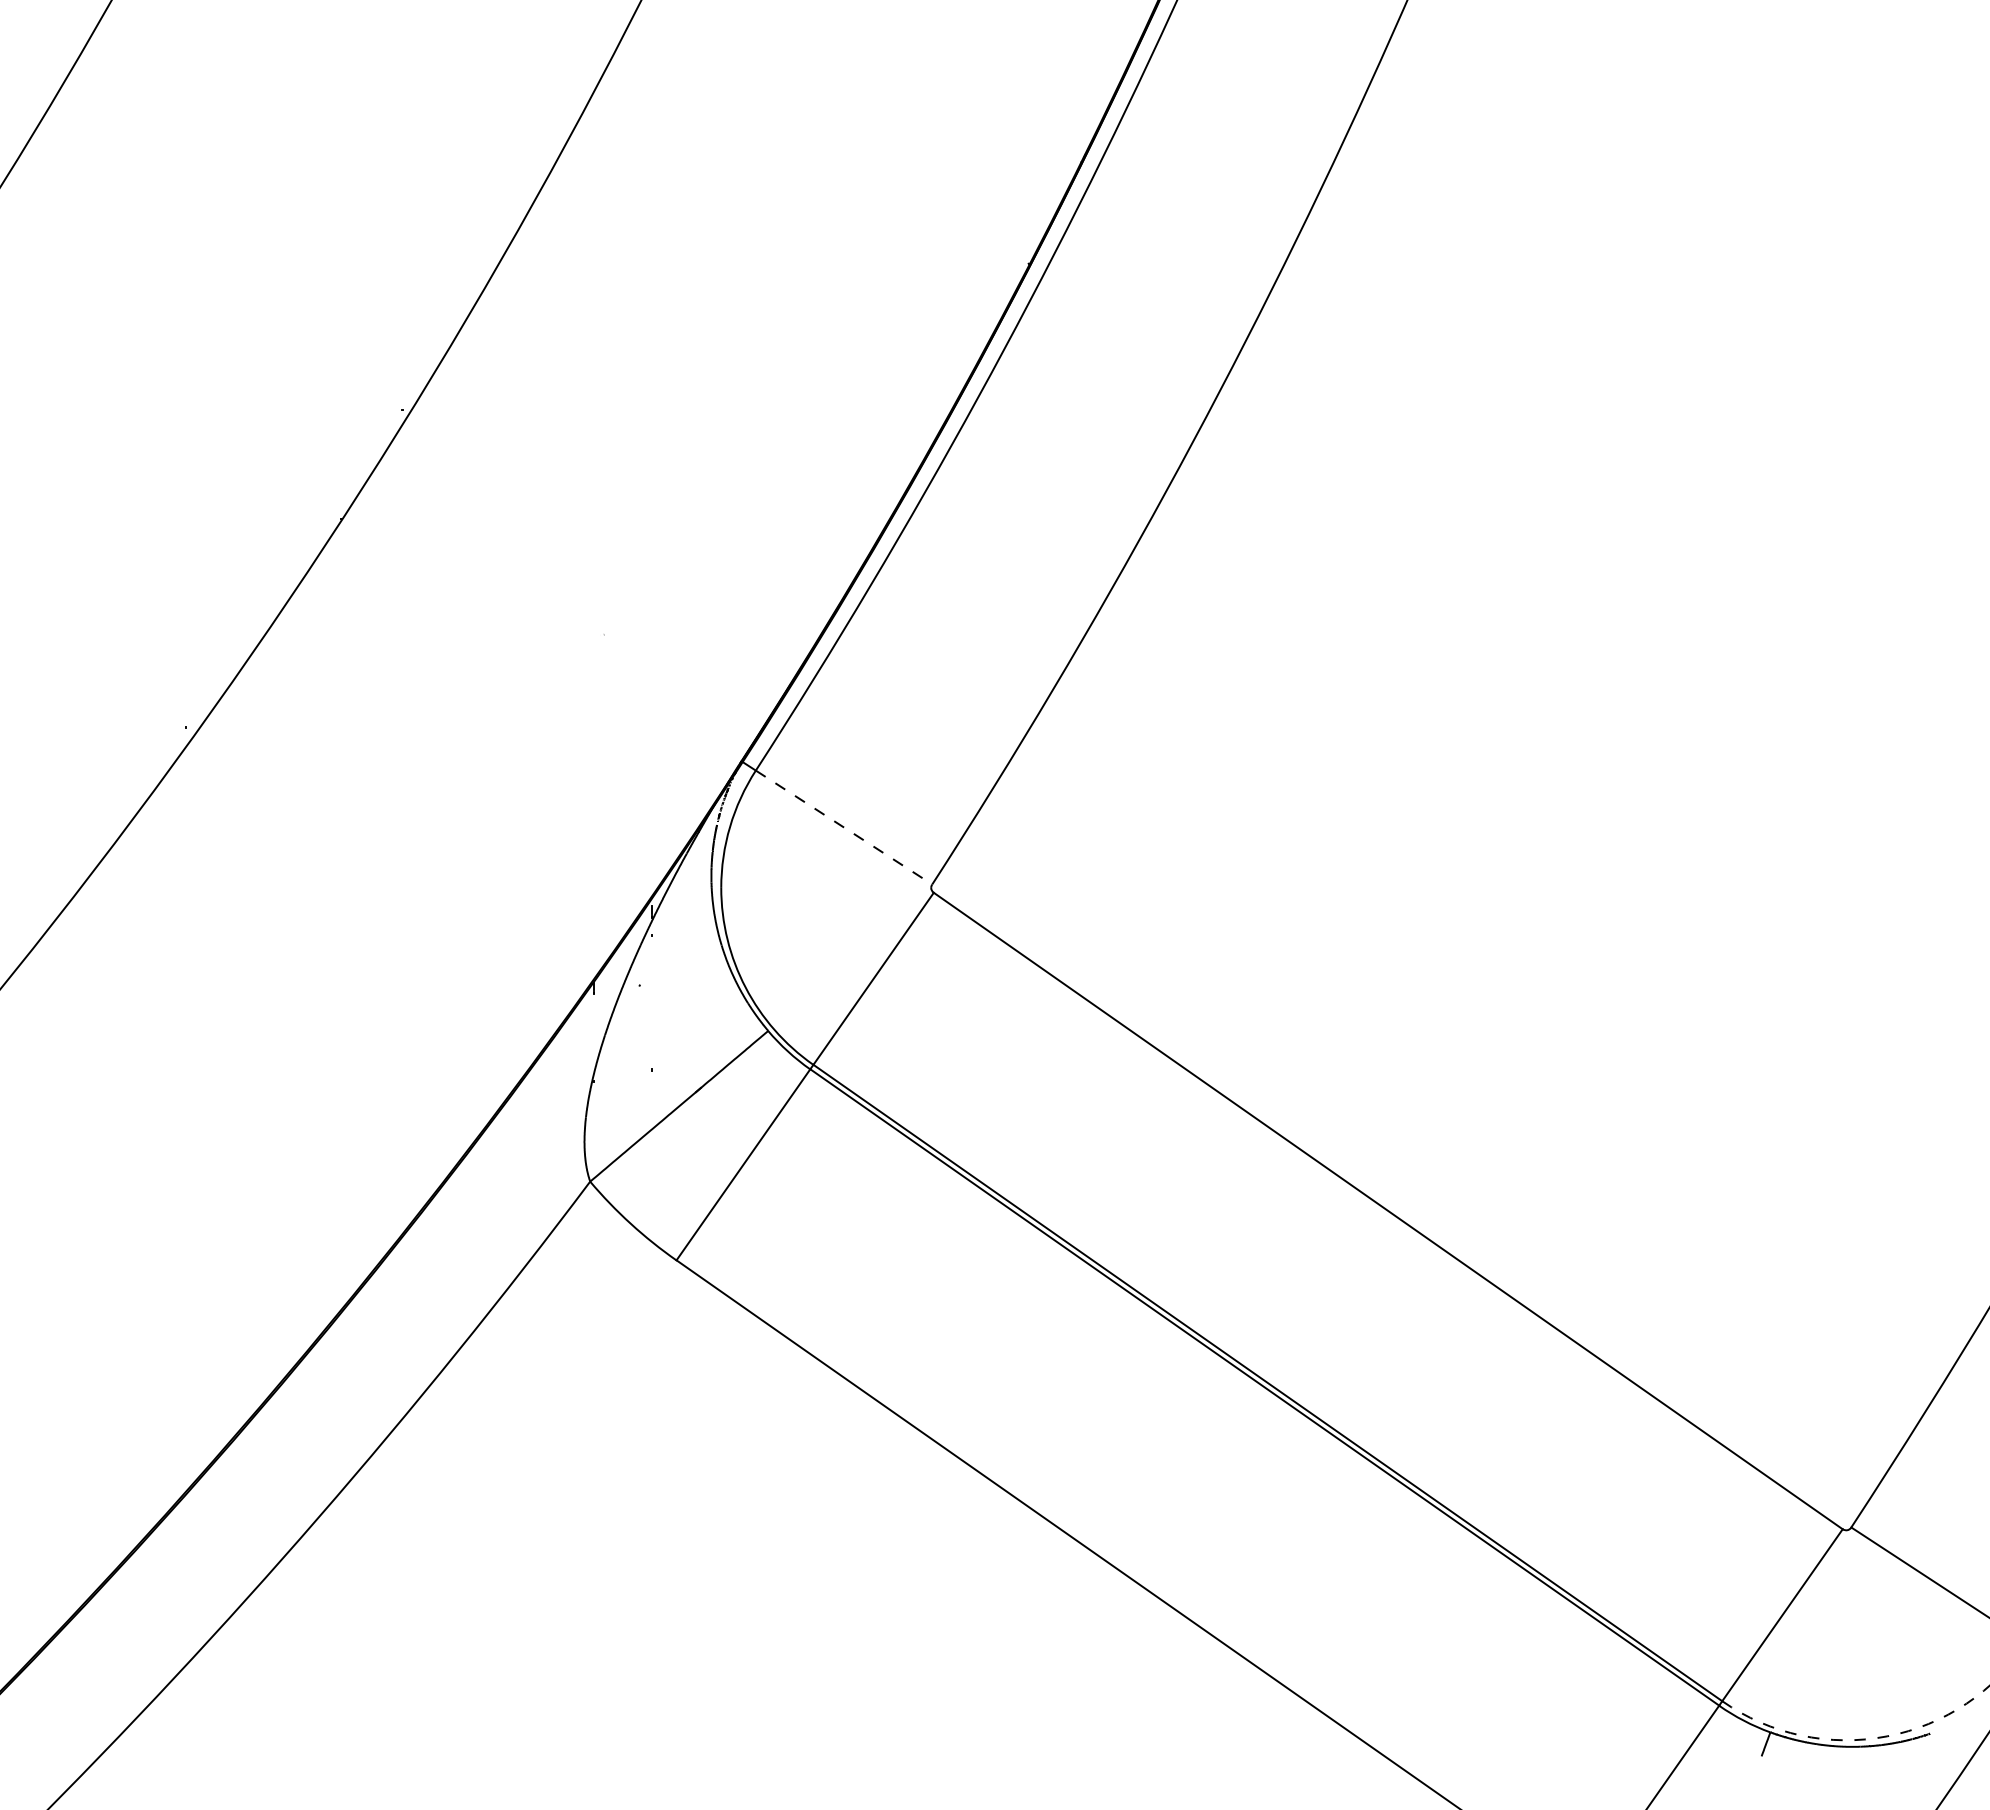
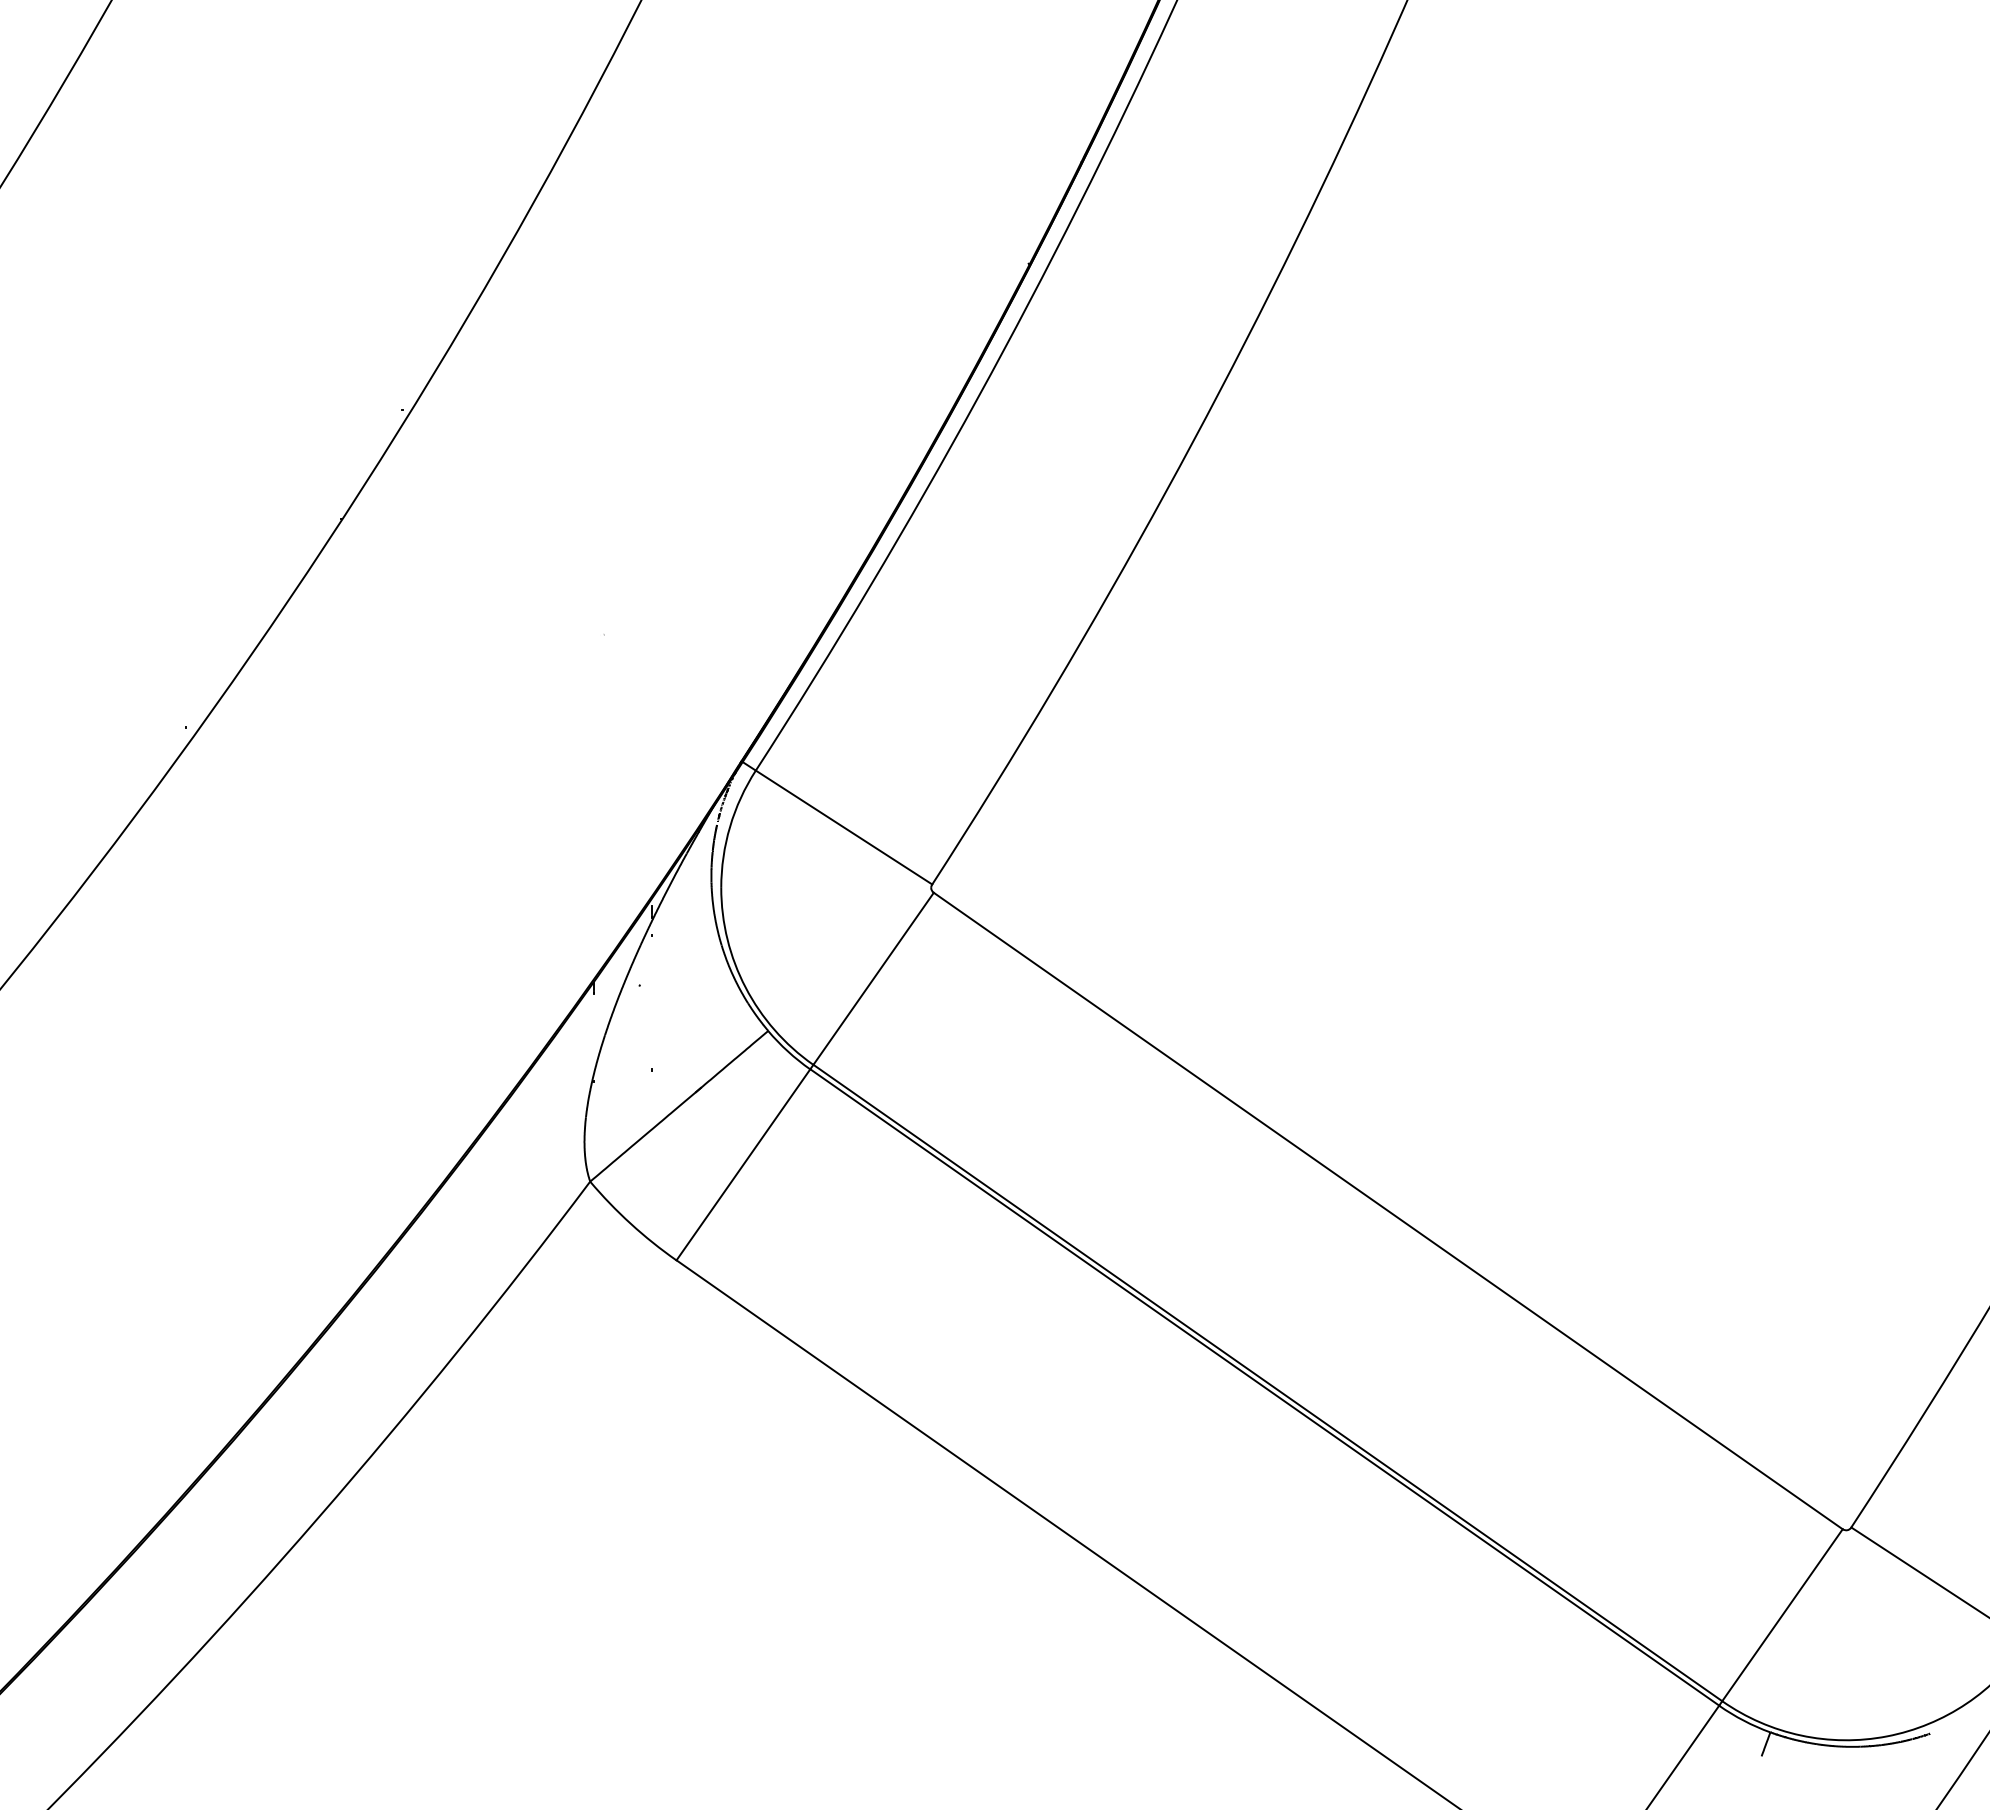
line: dashed -> solid (844, 827)
arc: dashed -> solid (1858, 1739)
